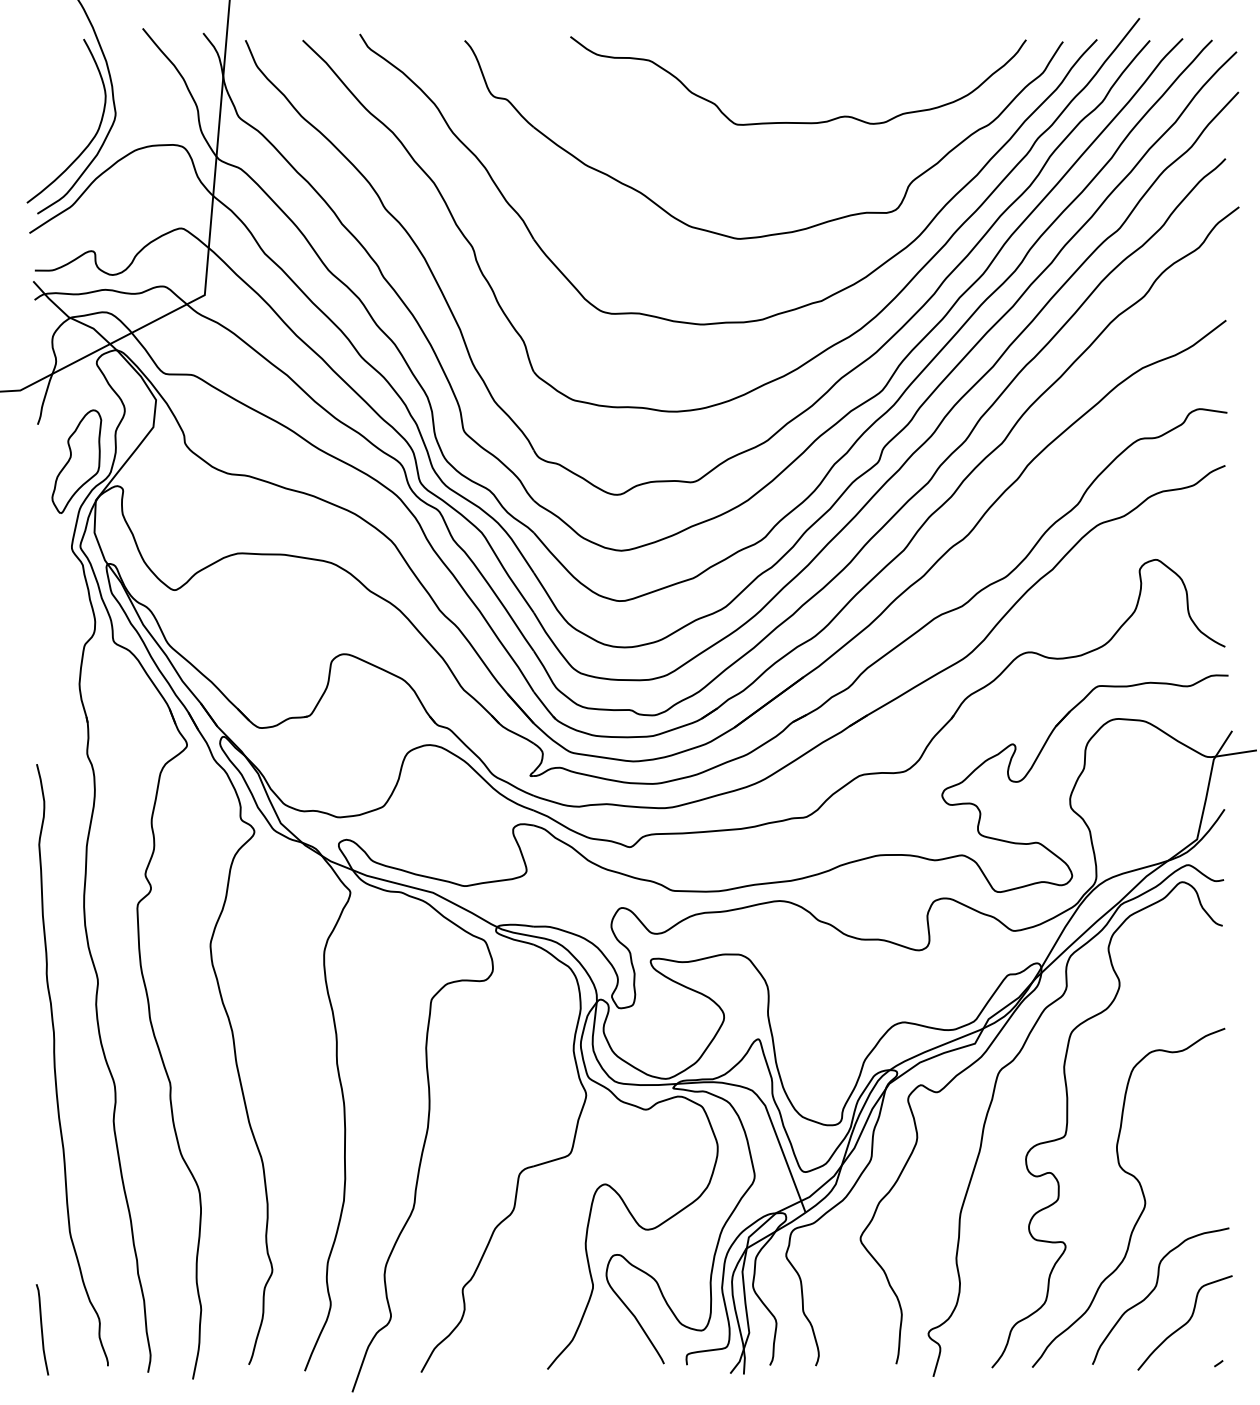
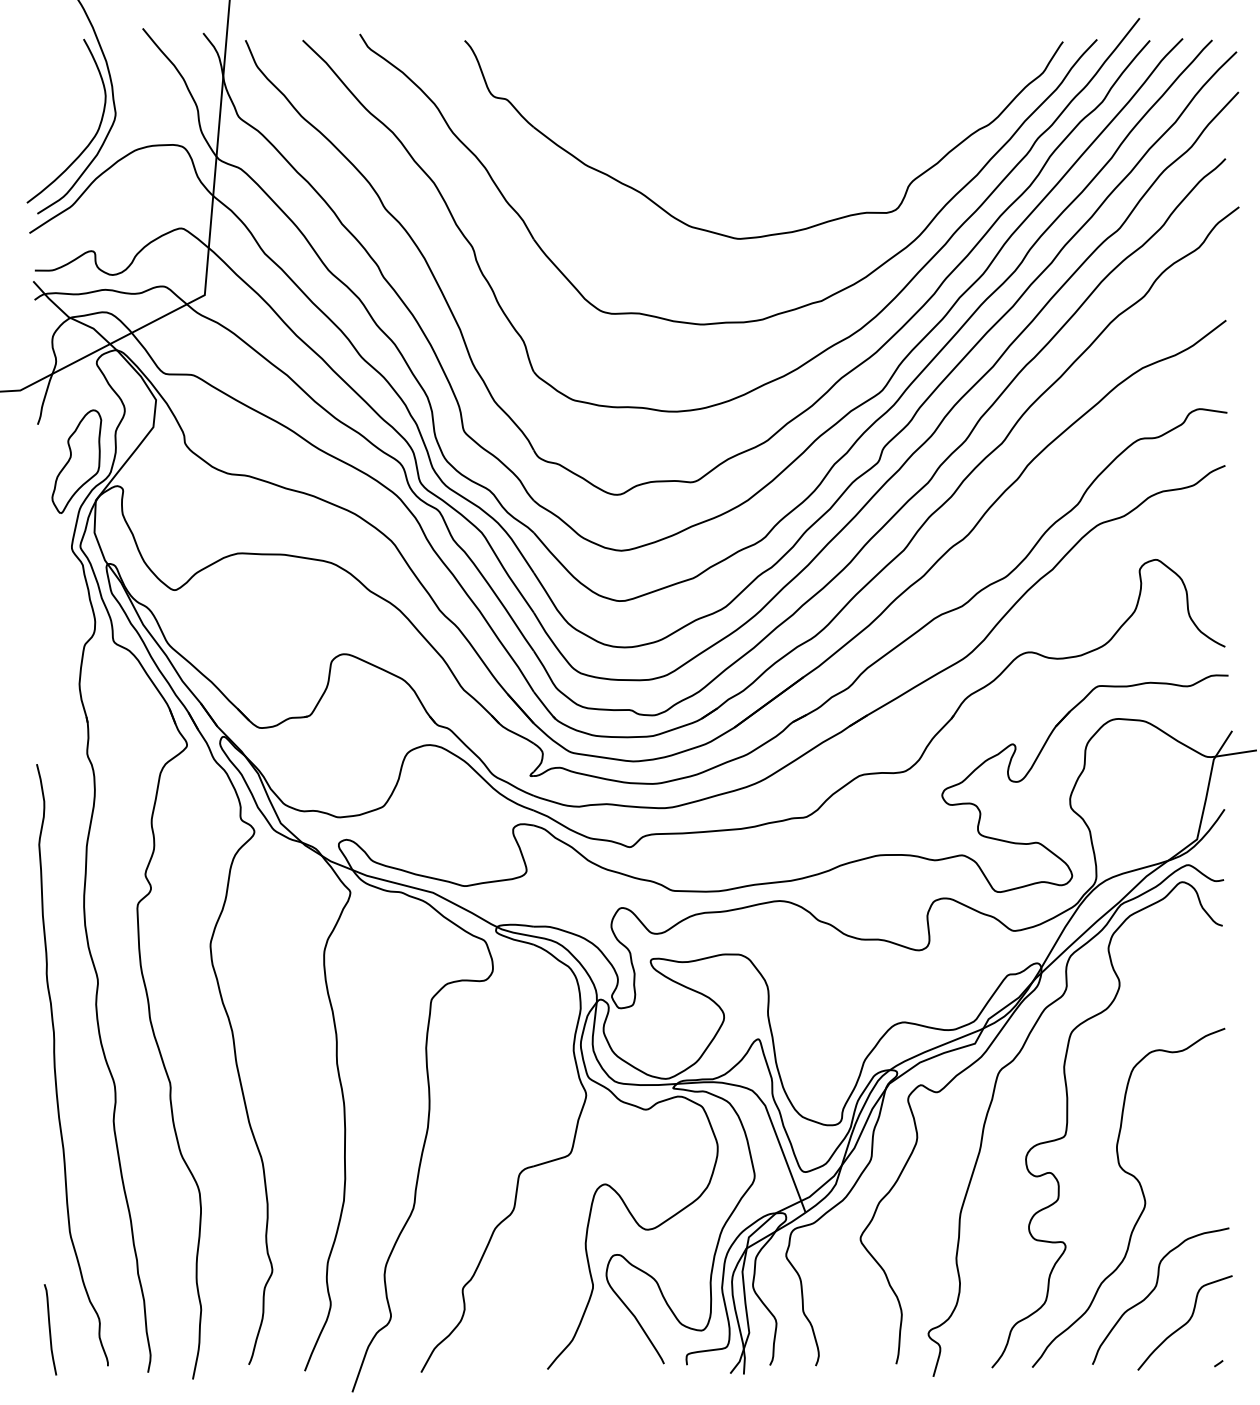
curve: present -> none (798, 122)
curve position: (42, 1329) -> (50, 1329) (50, 1329)
